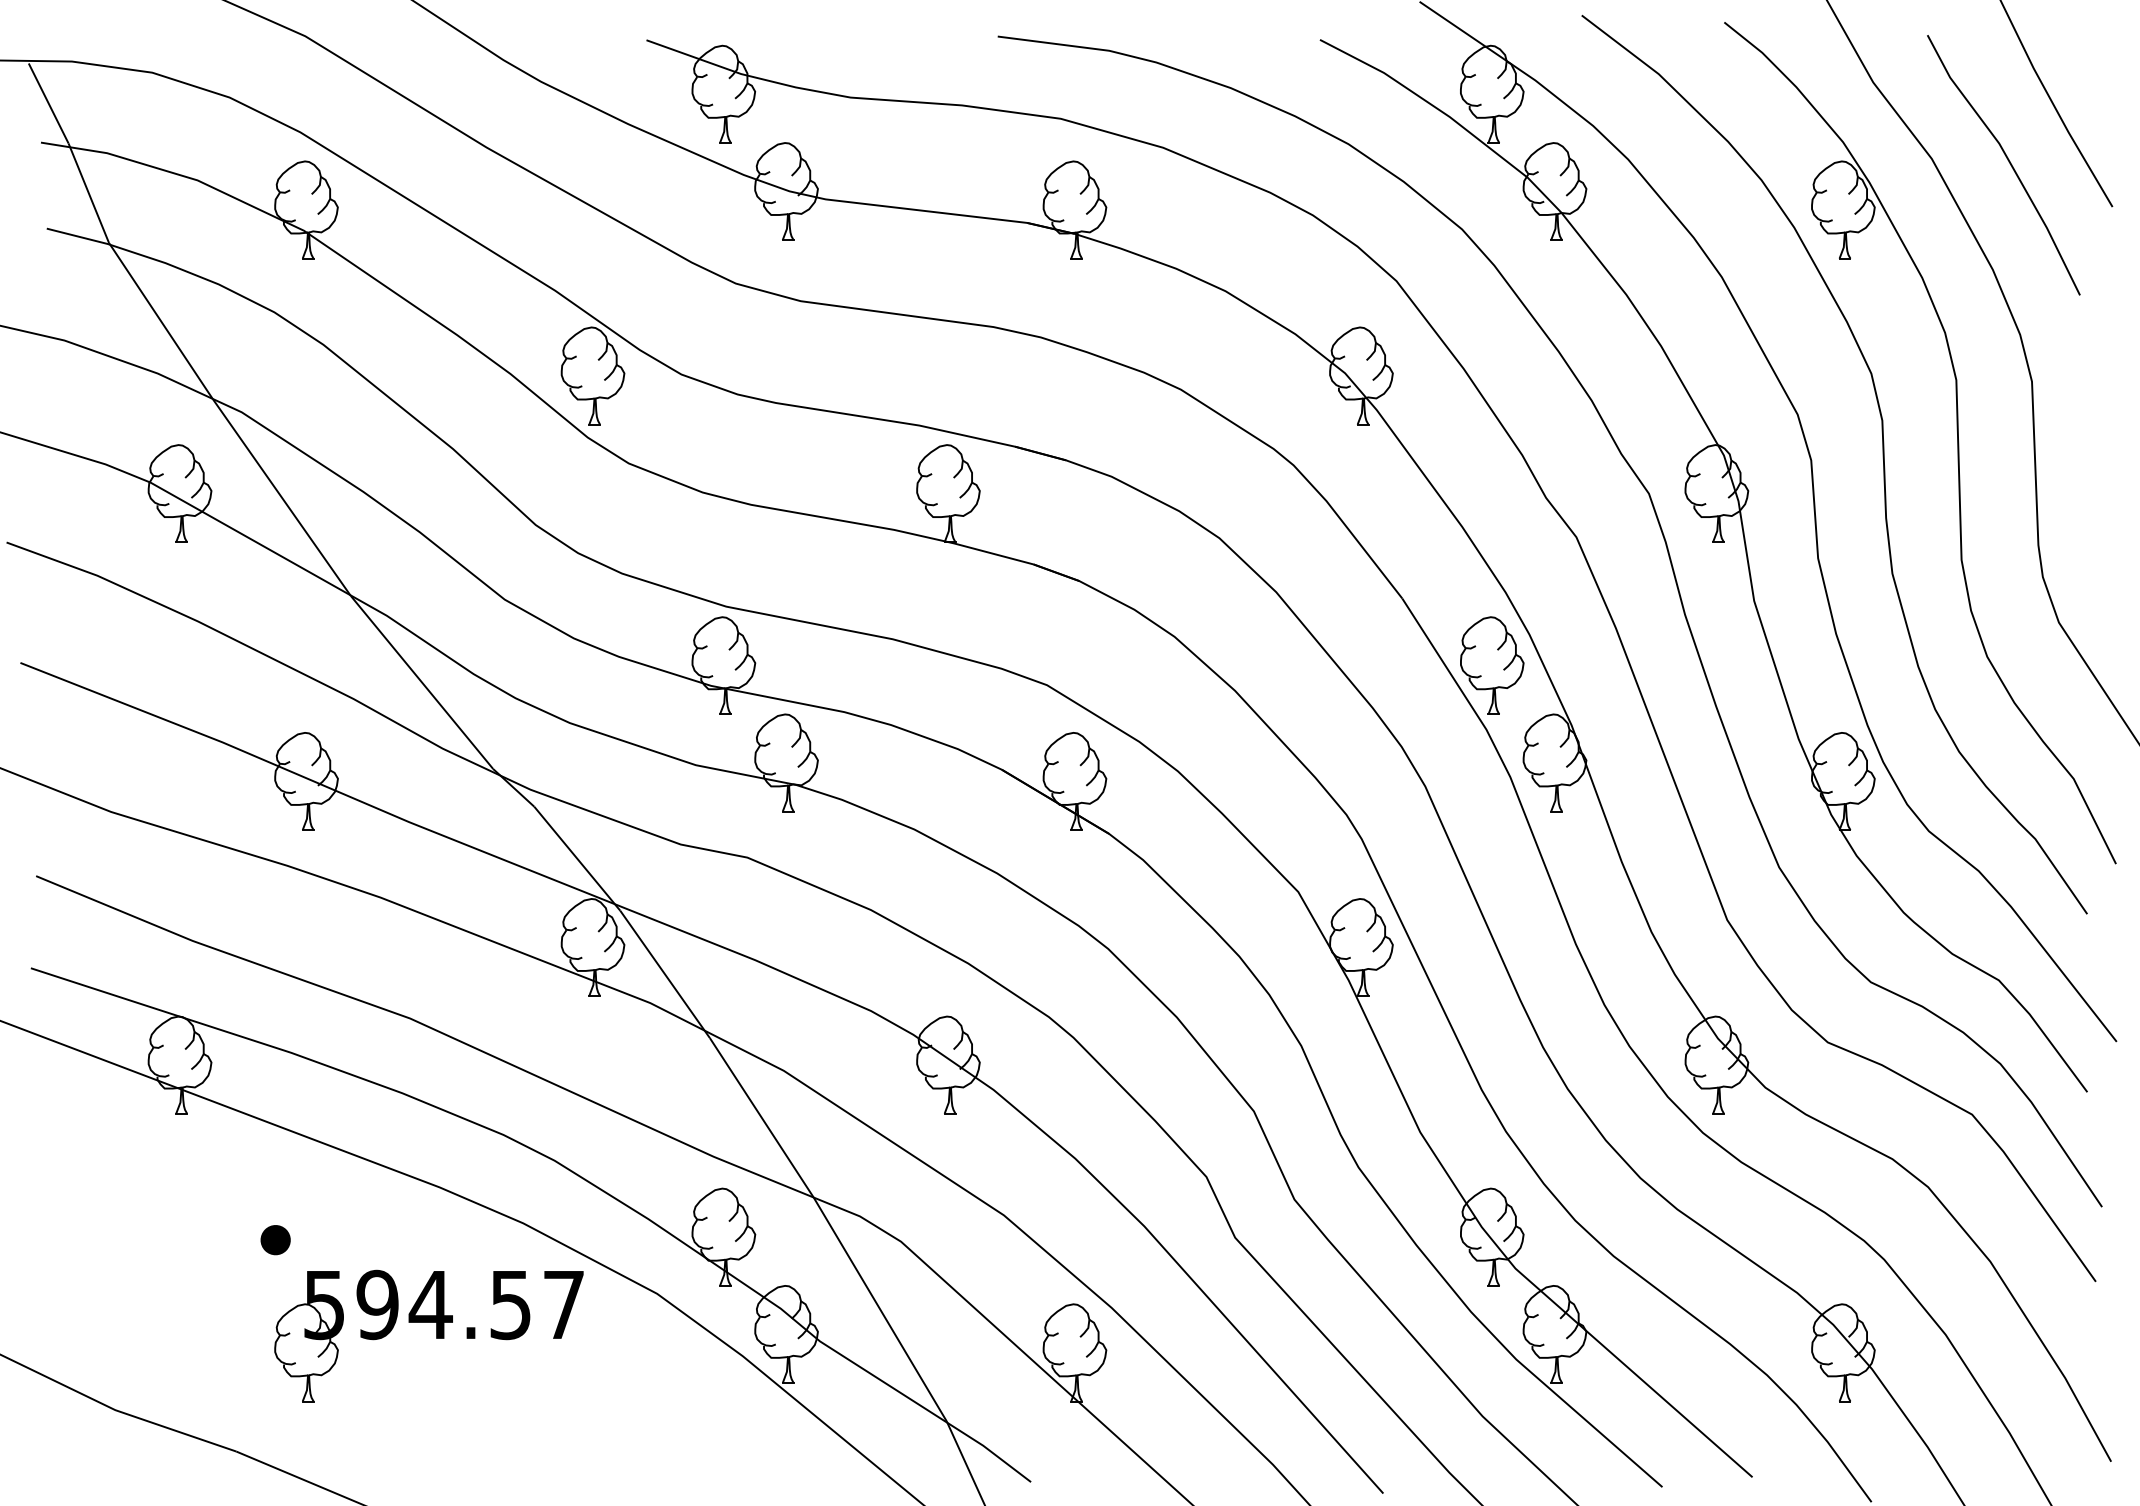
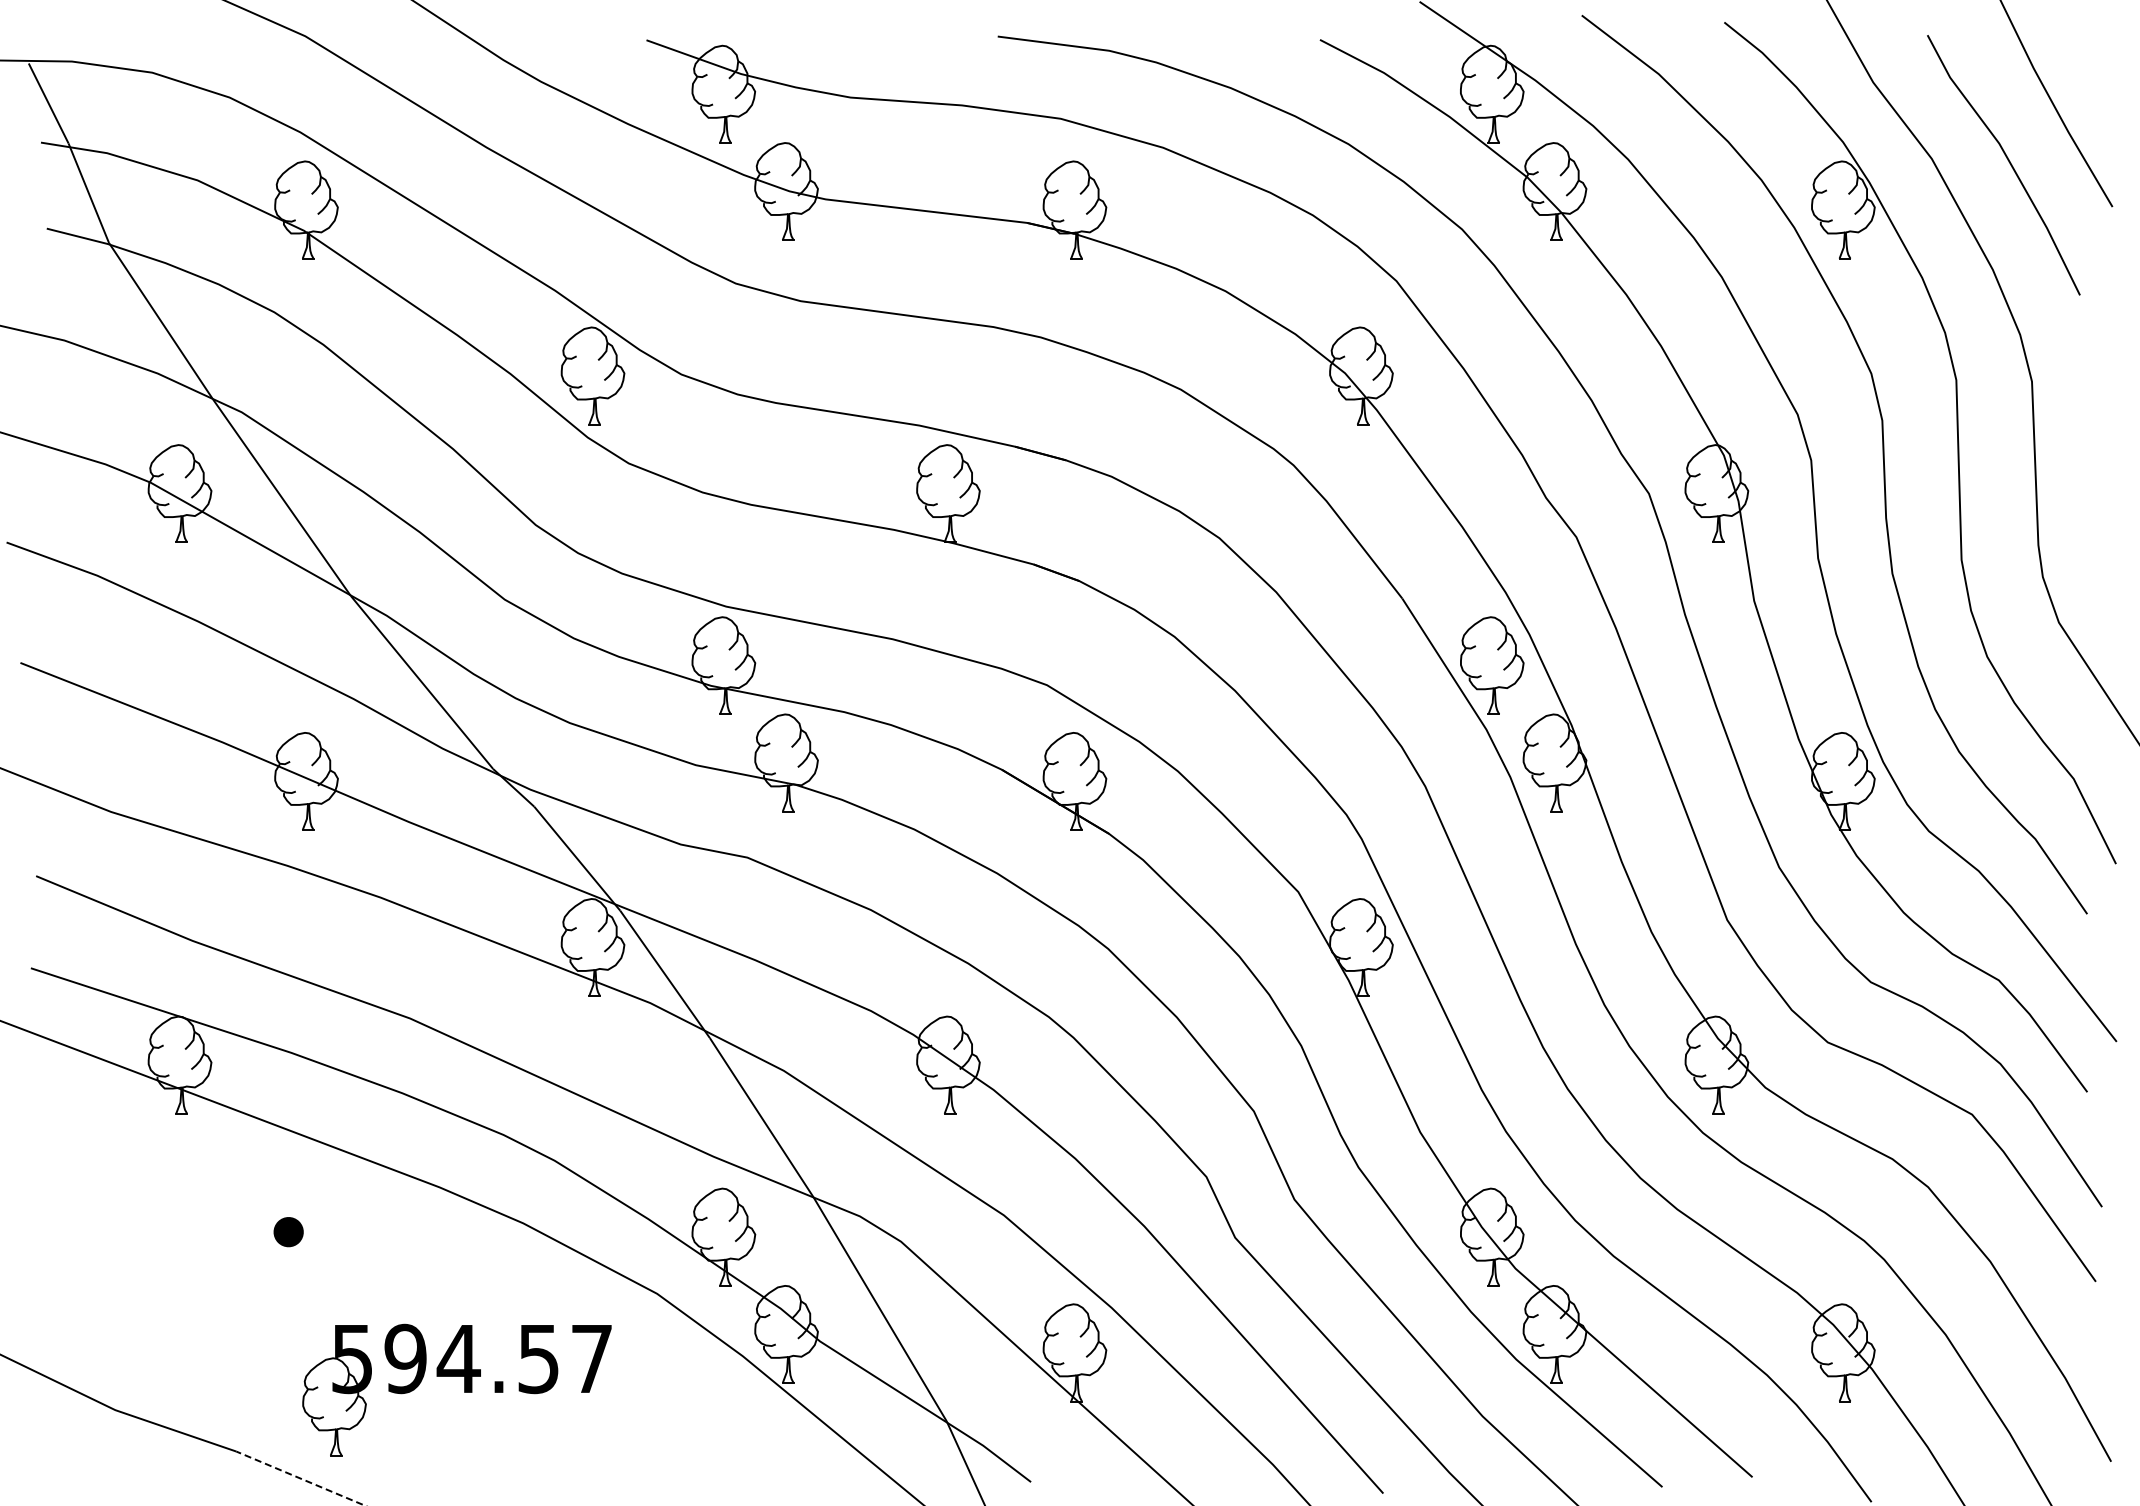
part position: (275, 1240) -> (288, 1232) (288, 1232)
part position: (436, 1335) -> (464, 1389) (464, 1389)
line: solid -> dashed (300, 1478)
